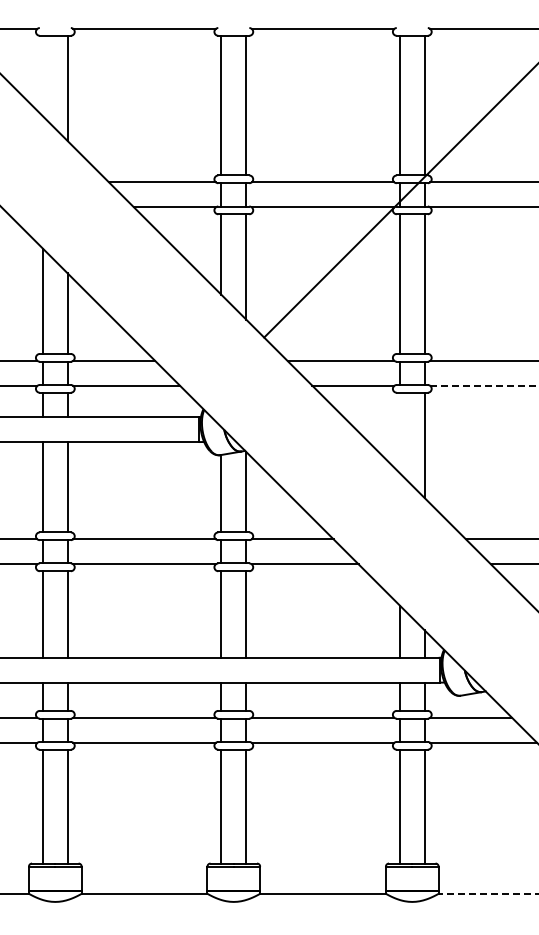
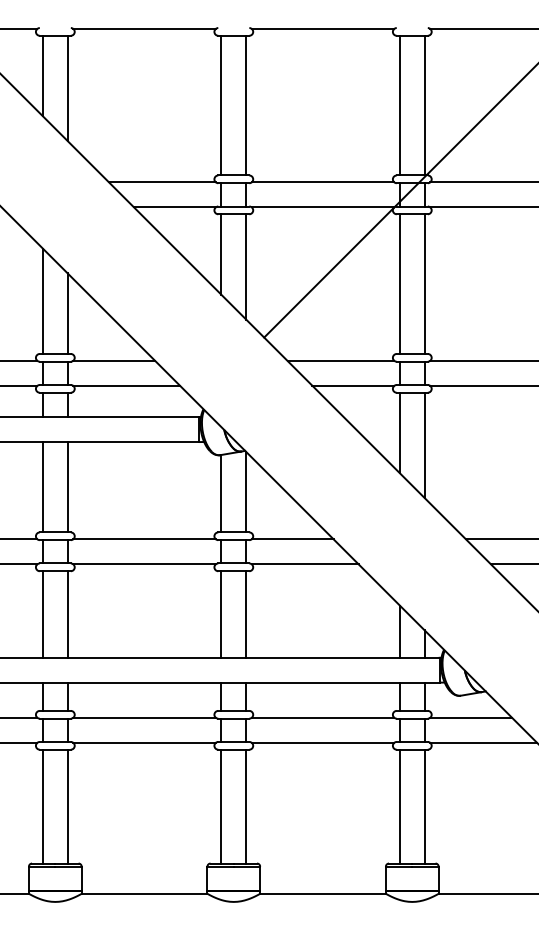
line: none -> present (42, 75)
line: dashed -> solid (485, 385)
line: none -> present (399, 432)
line: dashed -> solid (488, 893)
